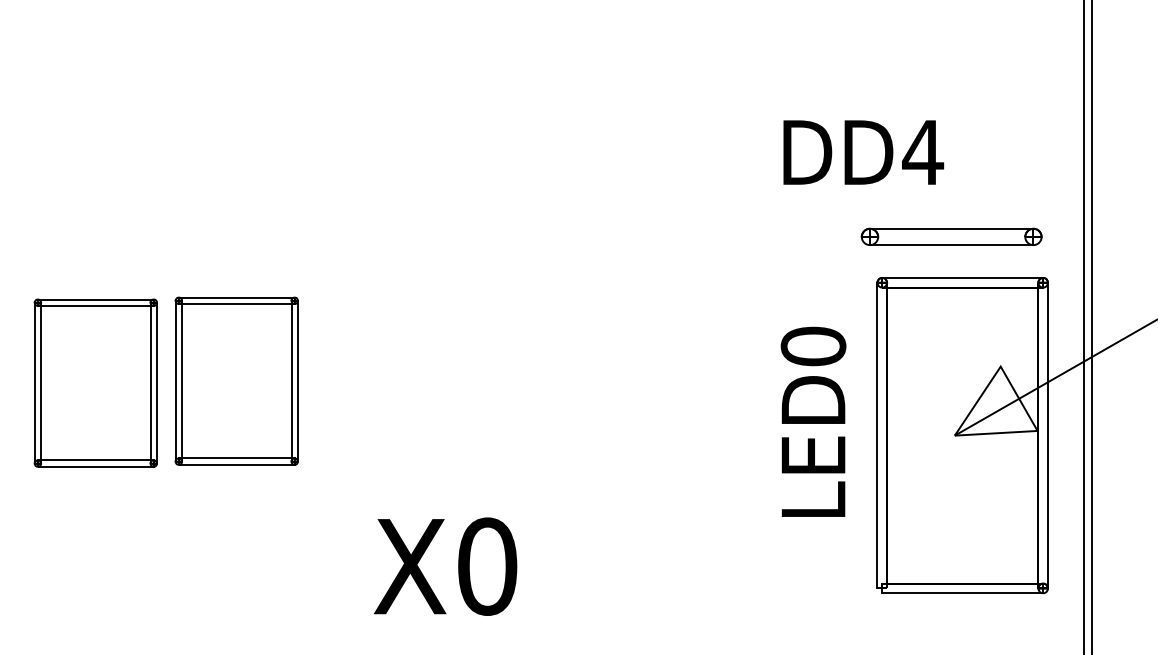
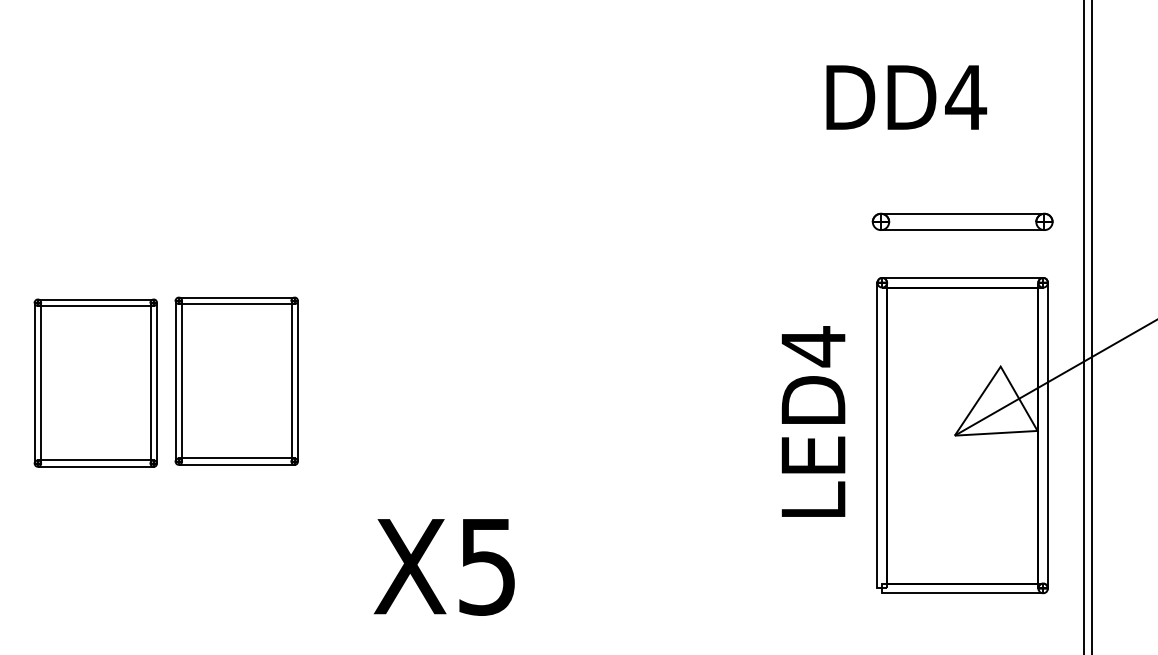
text position: (863, 152) -> (906, 97) (906, 97)
part position: (951, 236) -> (962, 221) (962, 221)
text: LED0 -> LED4 (813, 346)
text: X0 -> X5 (487, 566)
